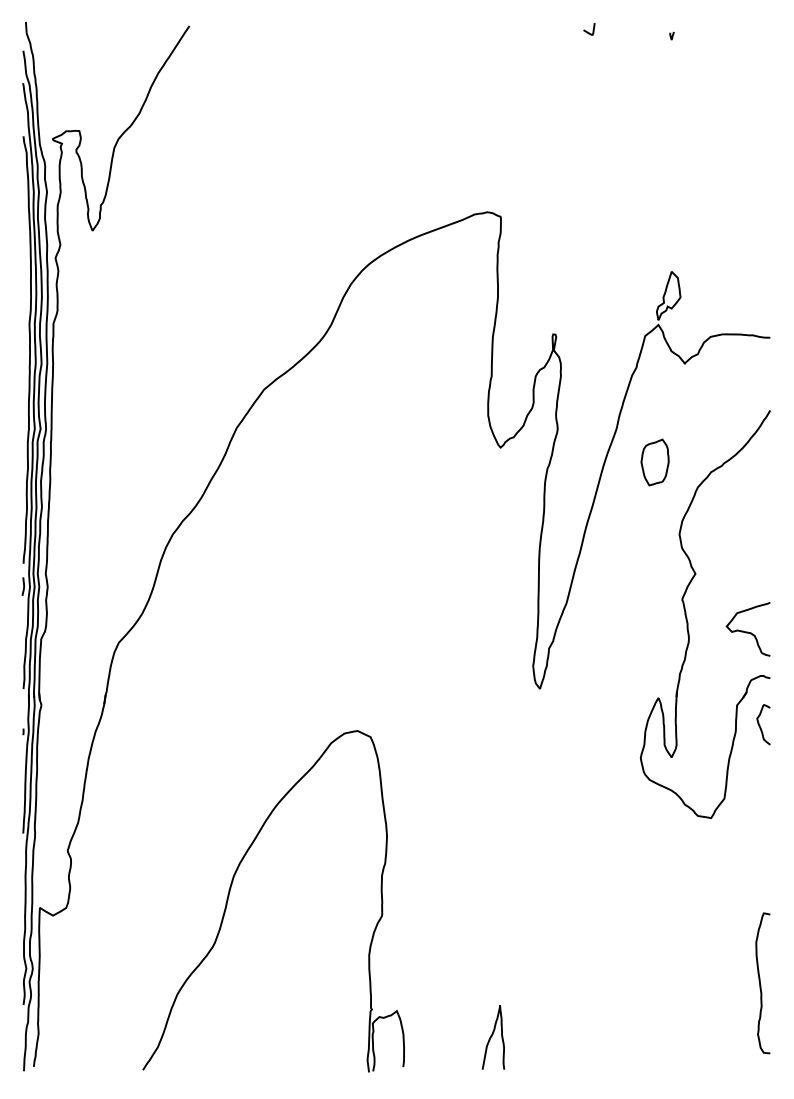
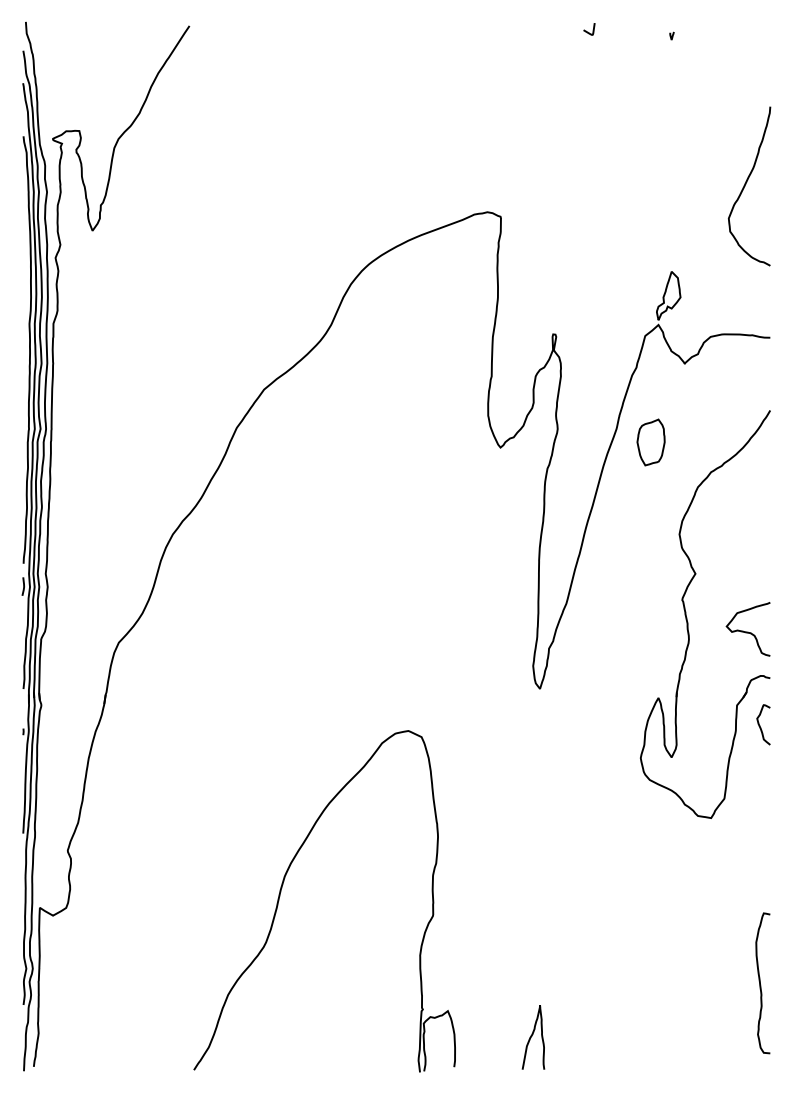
curve: none -> present (746, 184)
part position: (654, 462) -> (650, 442) (650, 442)
part position: (230, 892) -> (281, 892) (281, 892)
curve position: (492, 1036) -> (532, 1036) (532, 1036)
